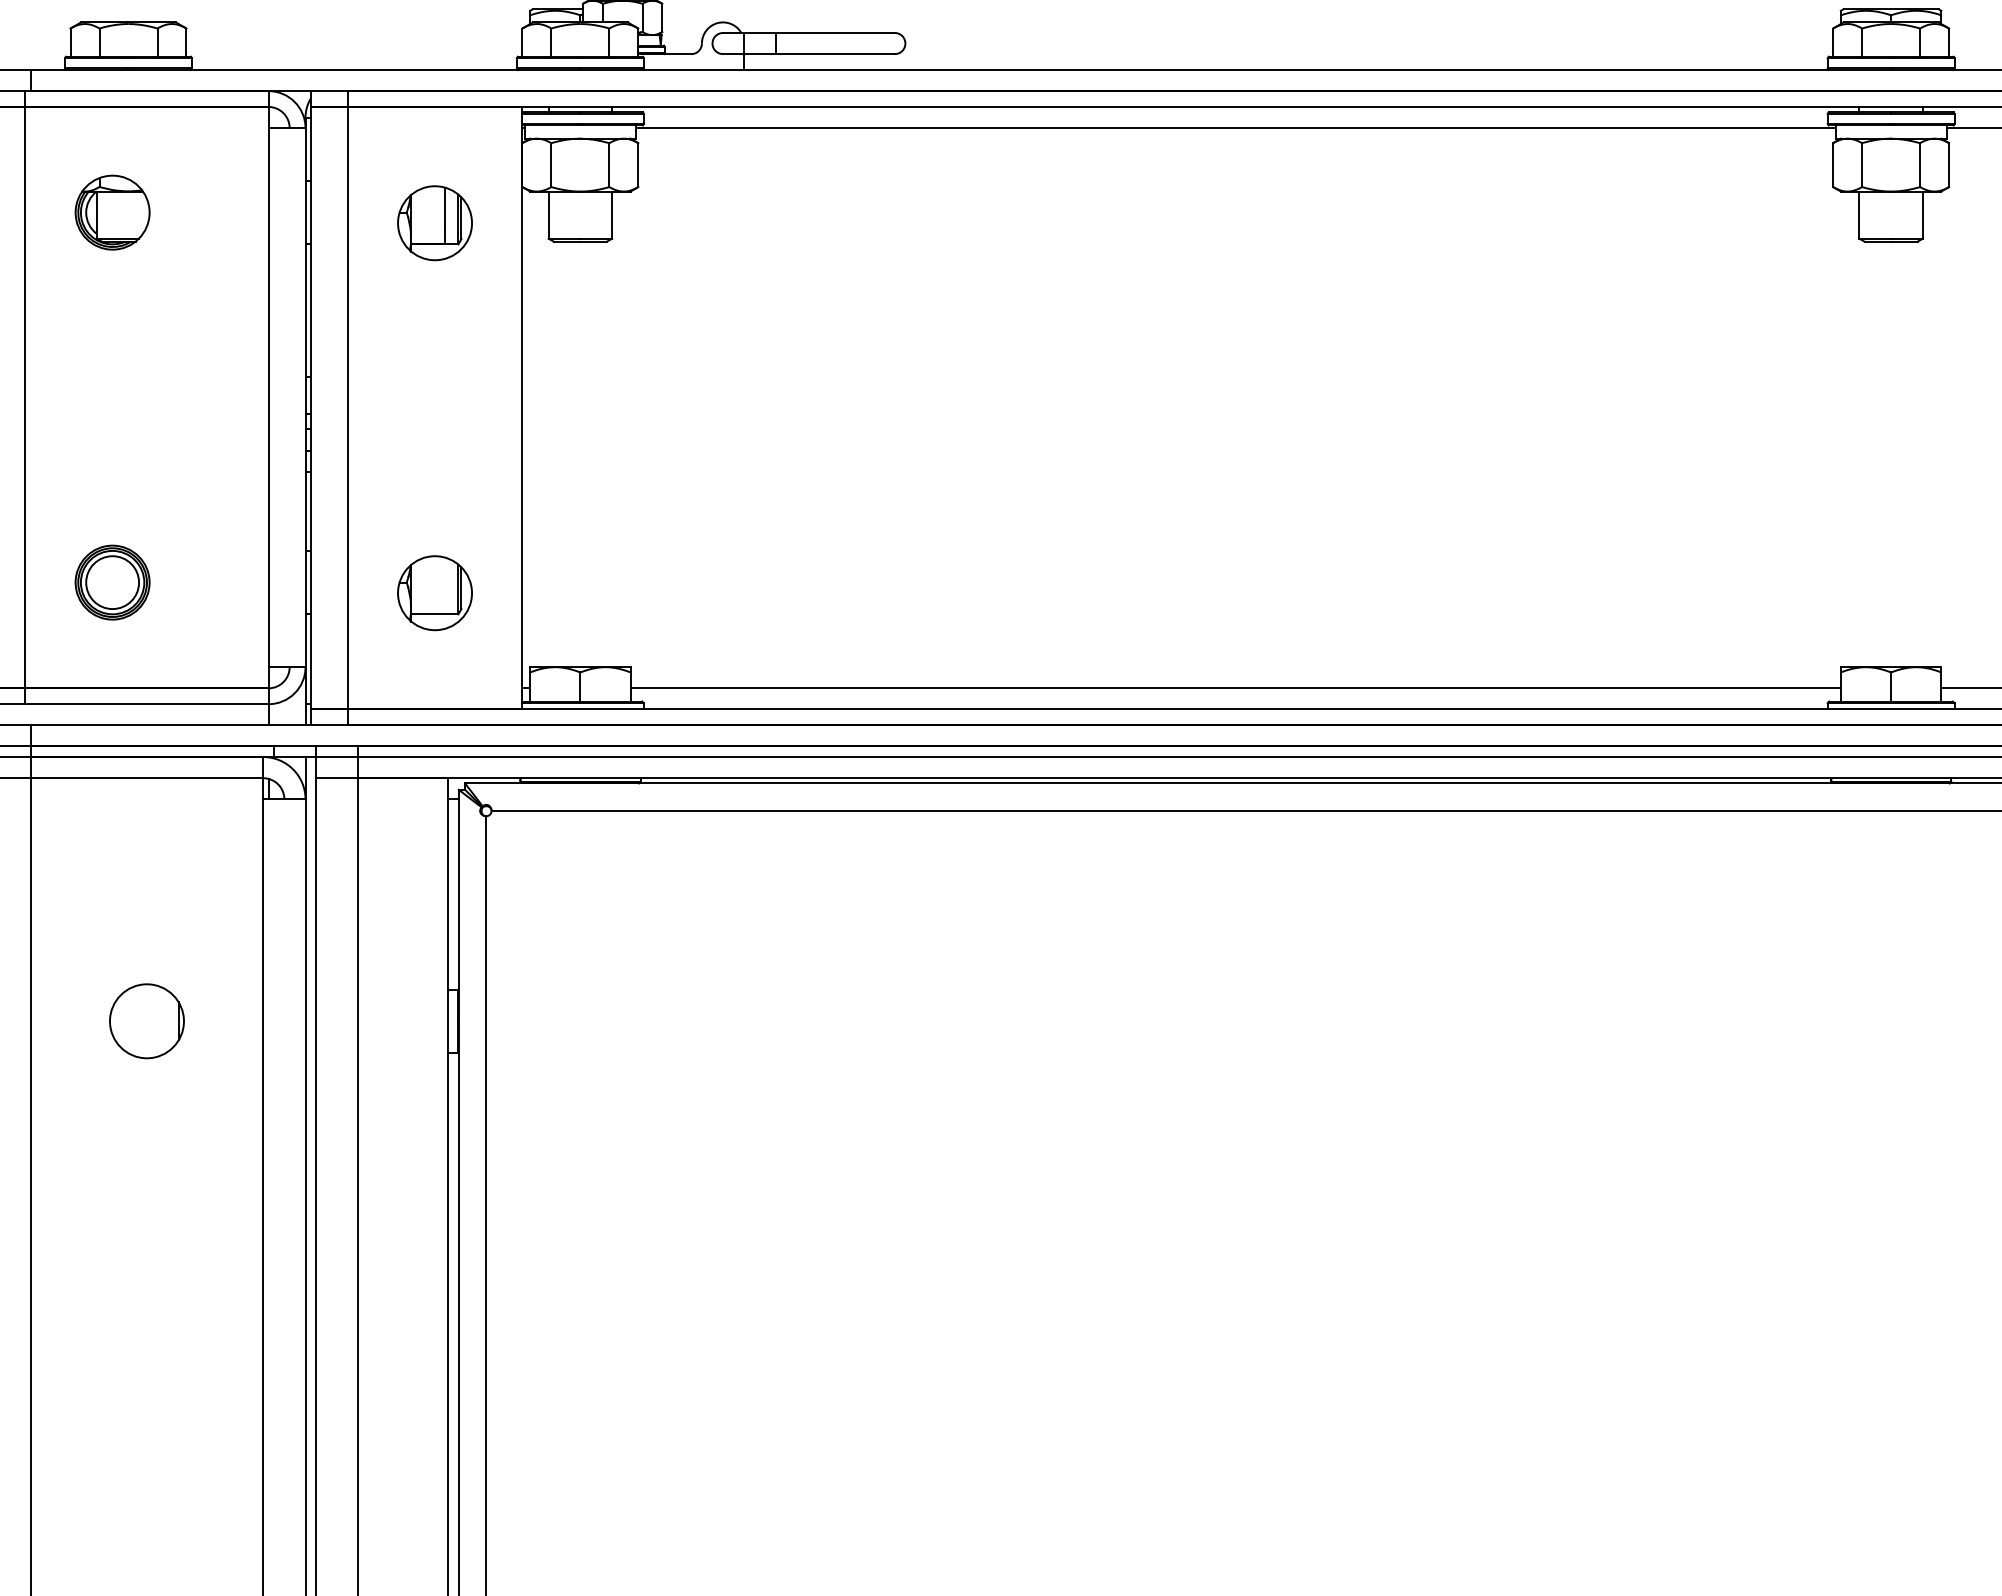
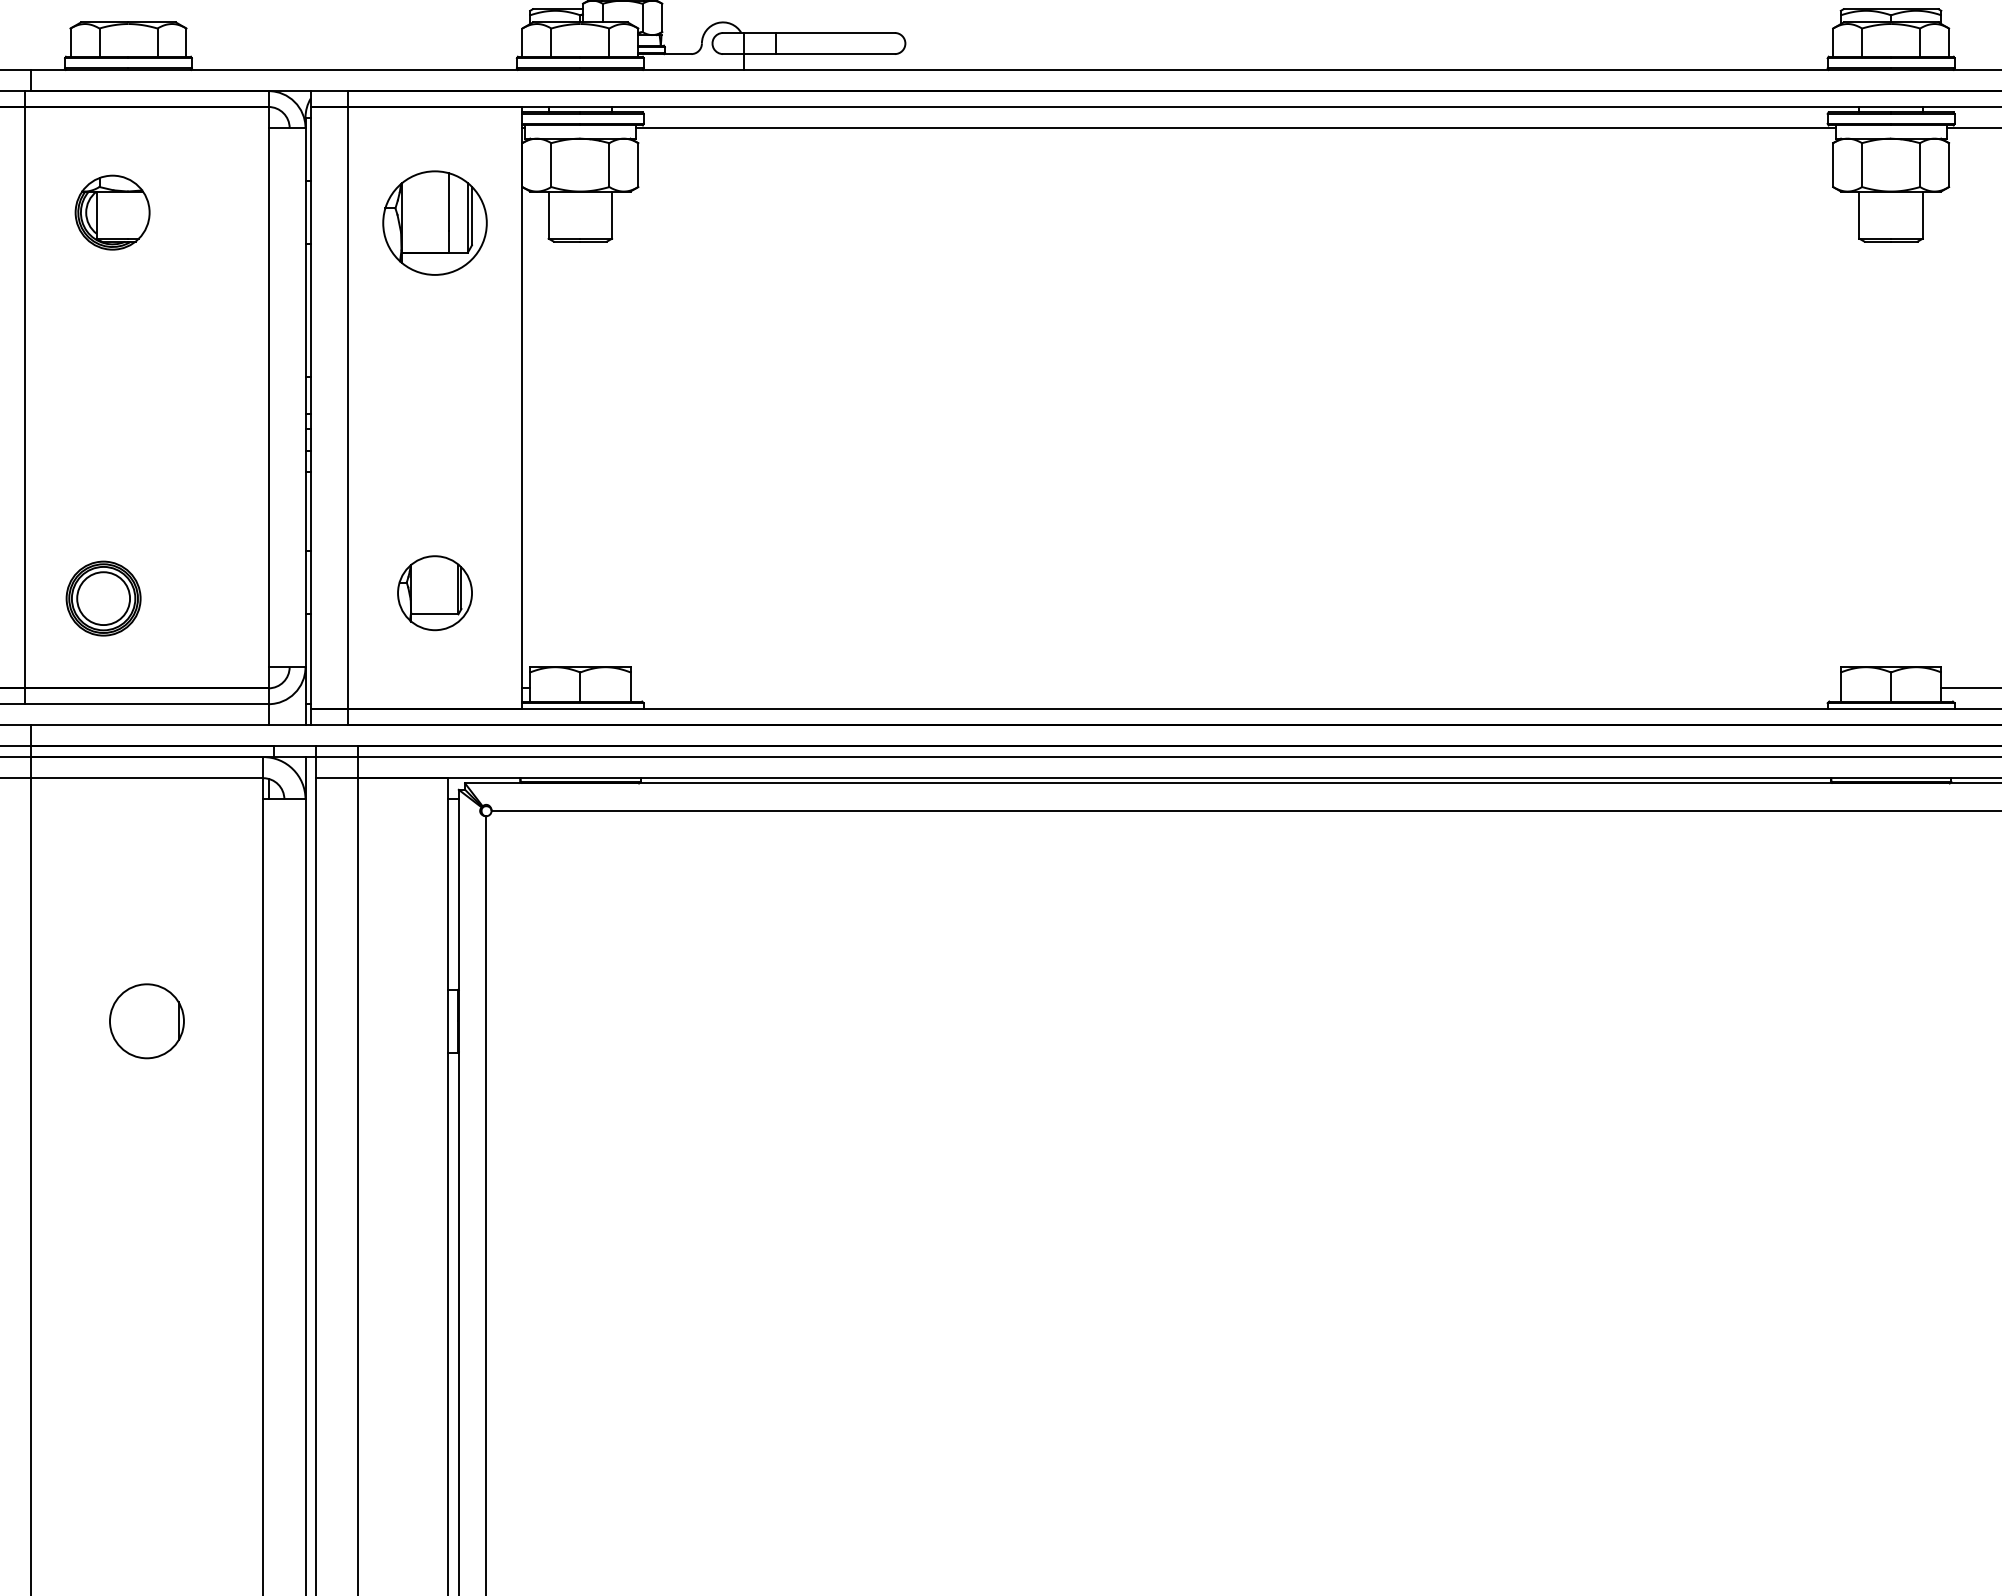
part size: 76x77 px -> 106x106 px (434, 222)
part position: (112, 582) -> (103, 598) (103, 598)
line: present -> none (1235, 688)
